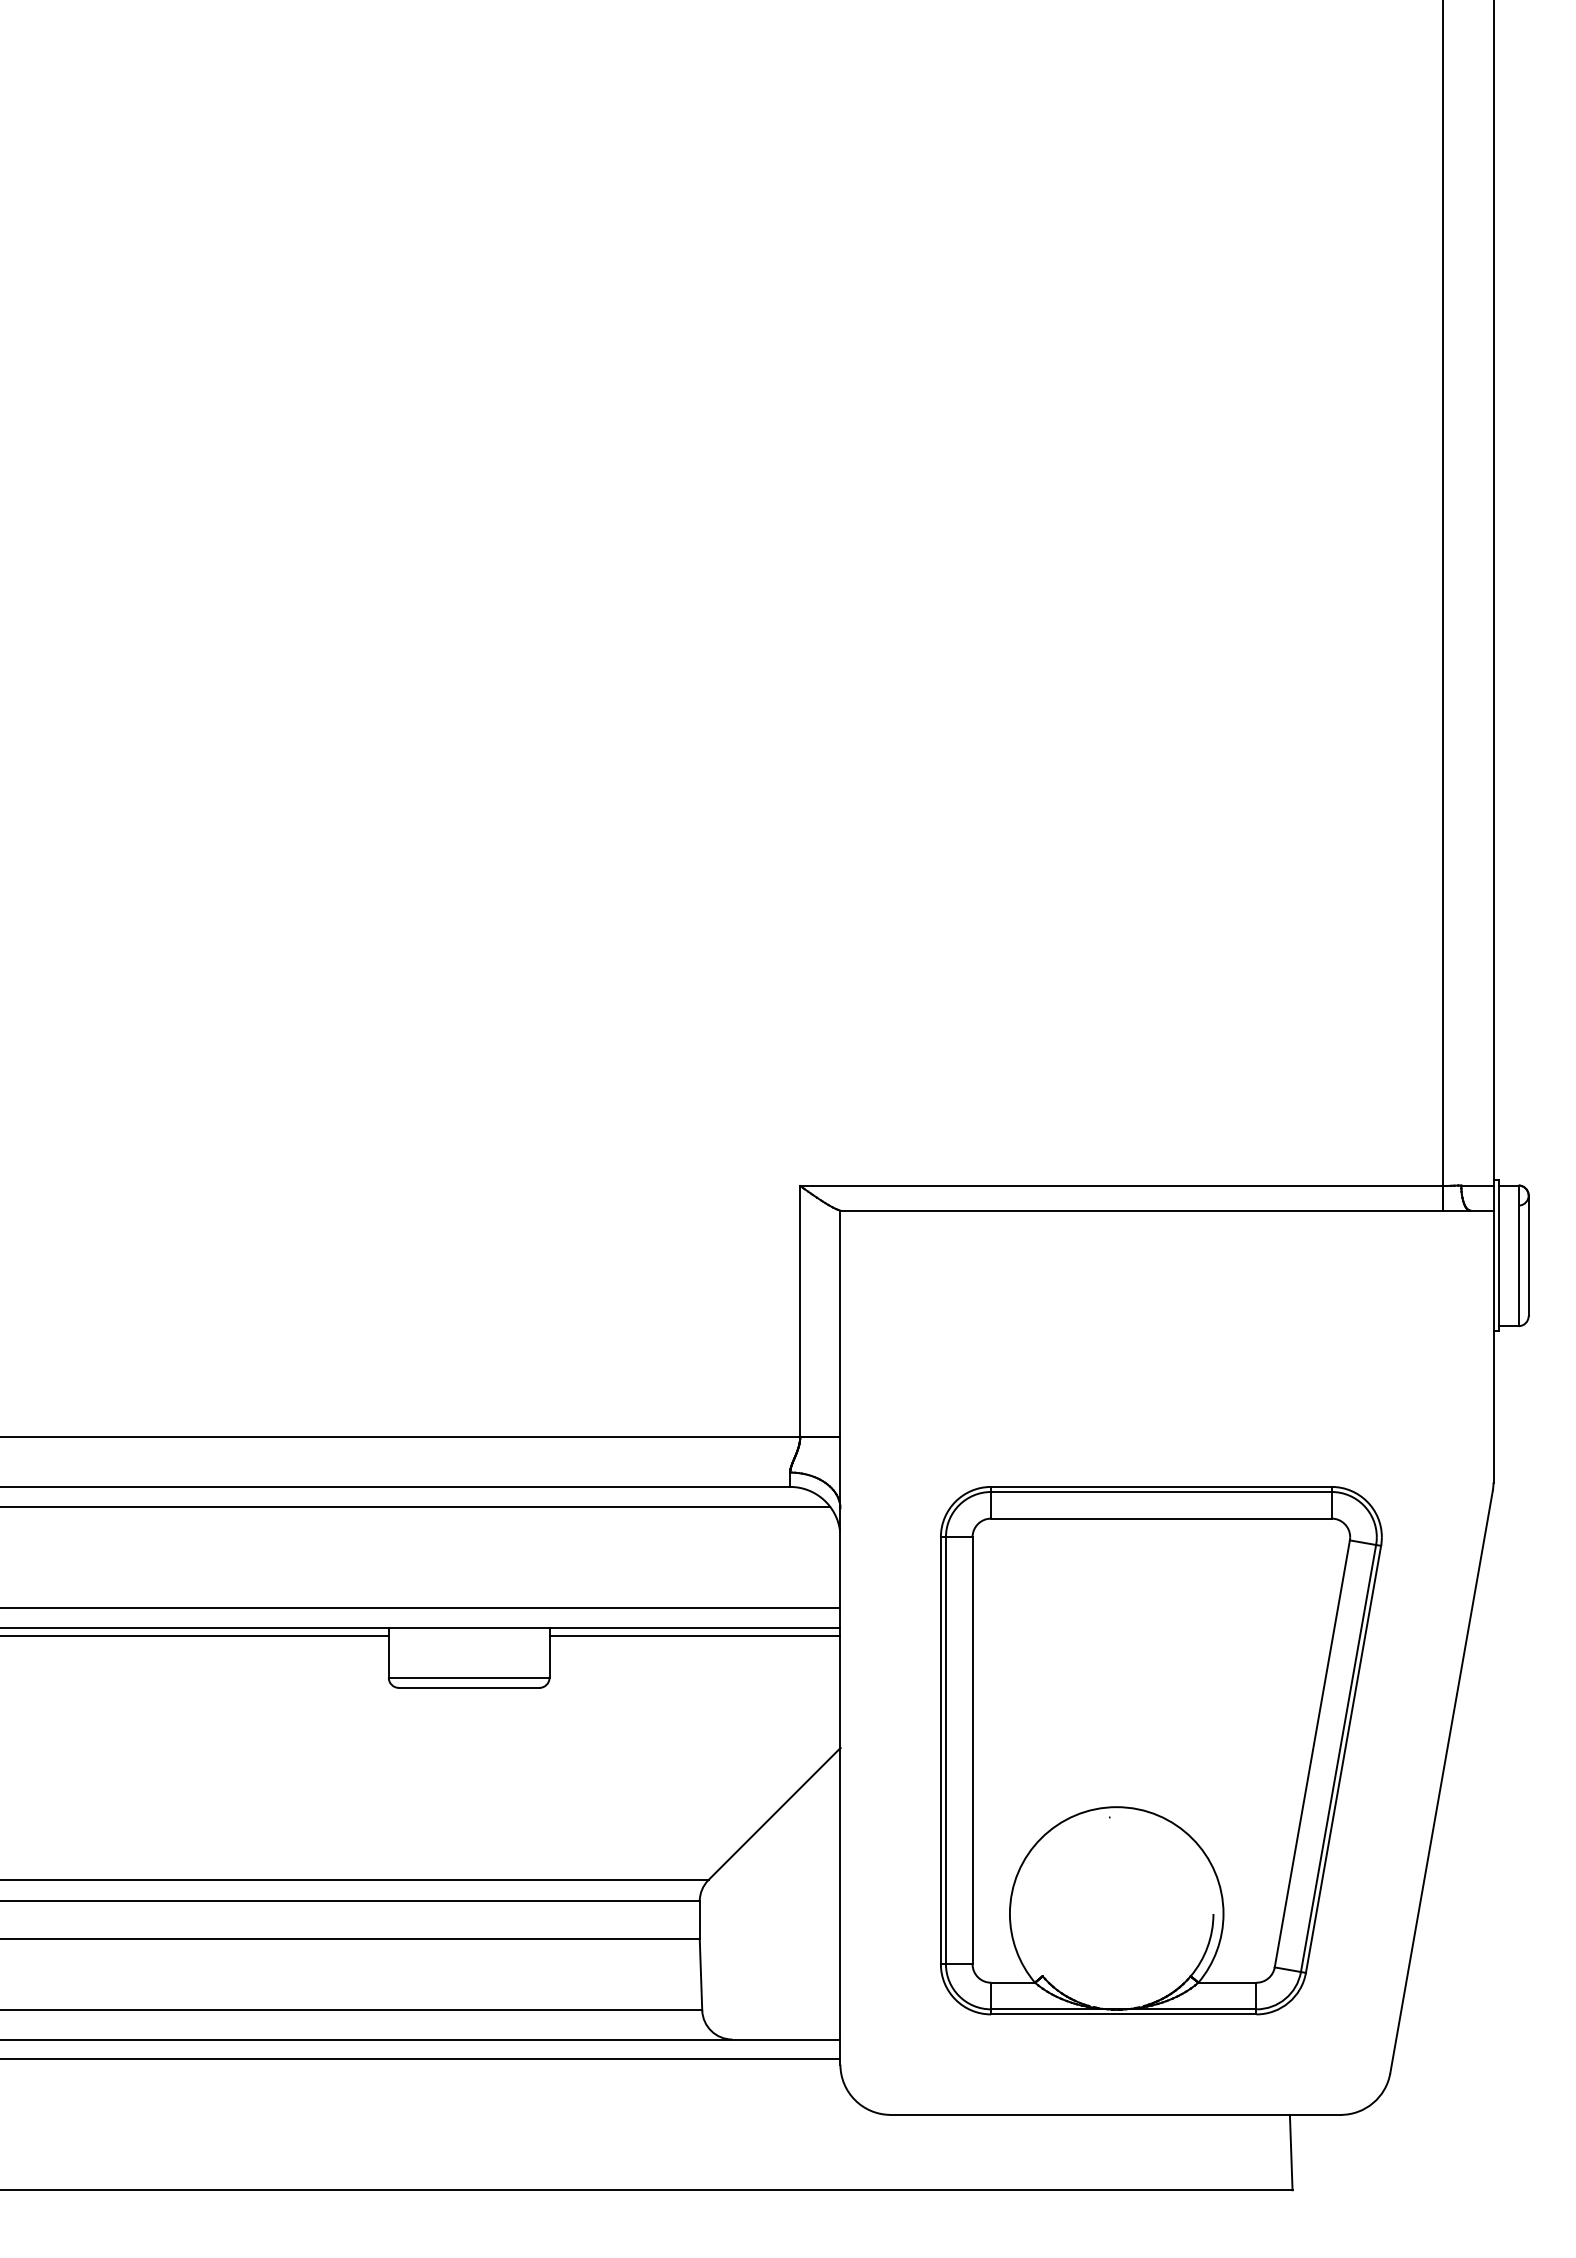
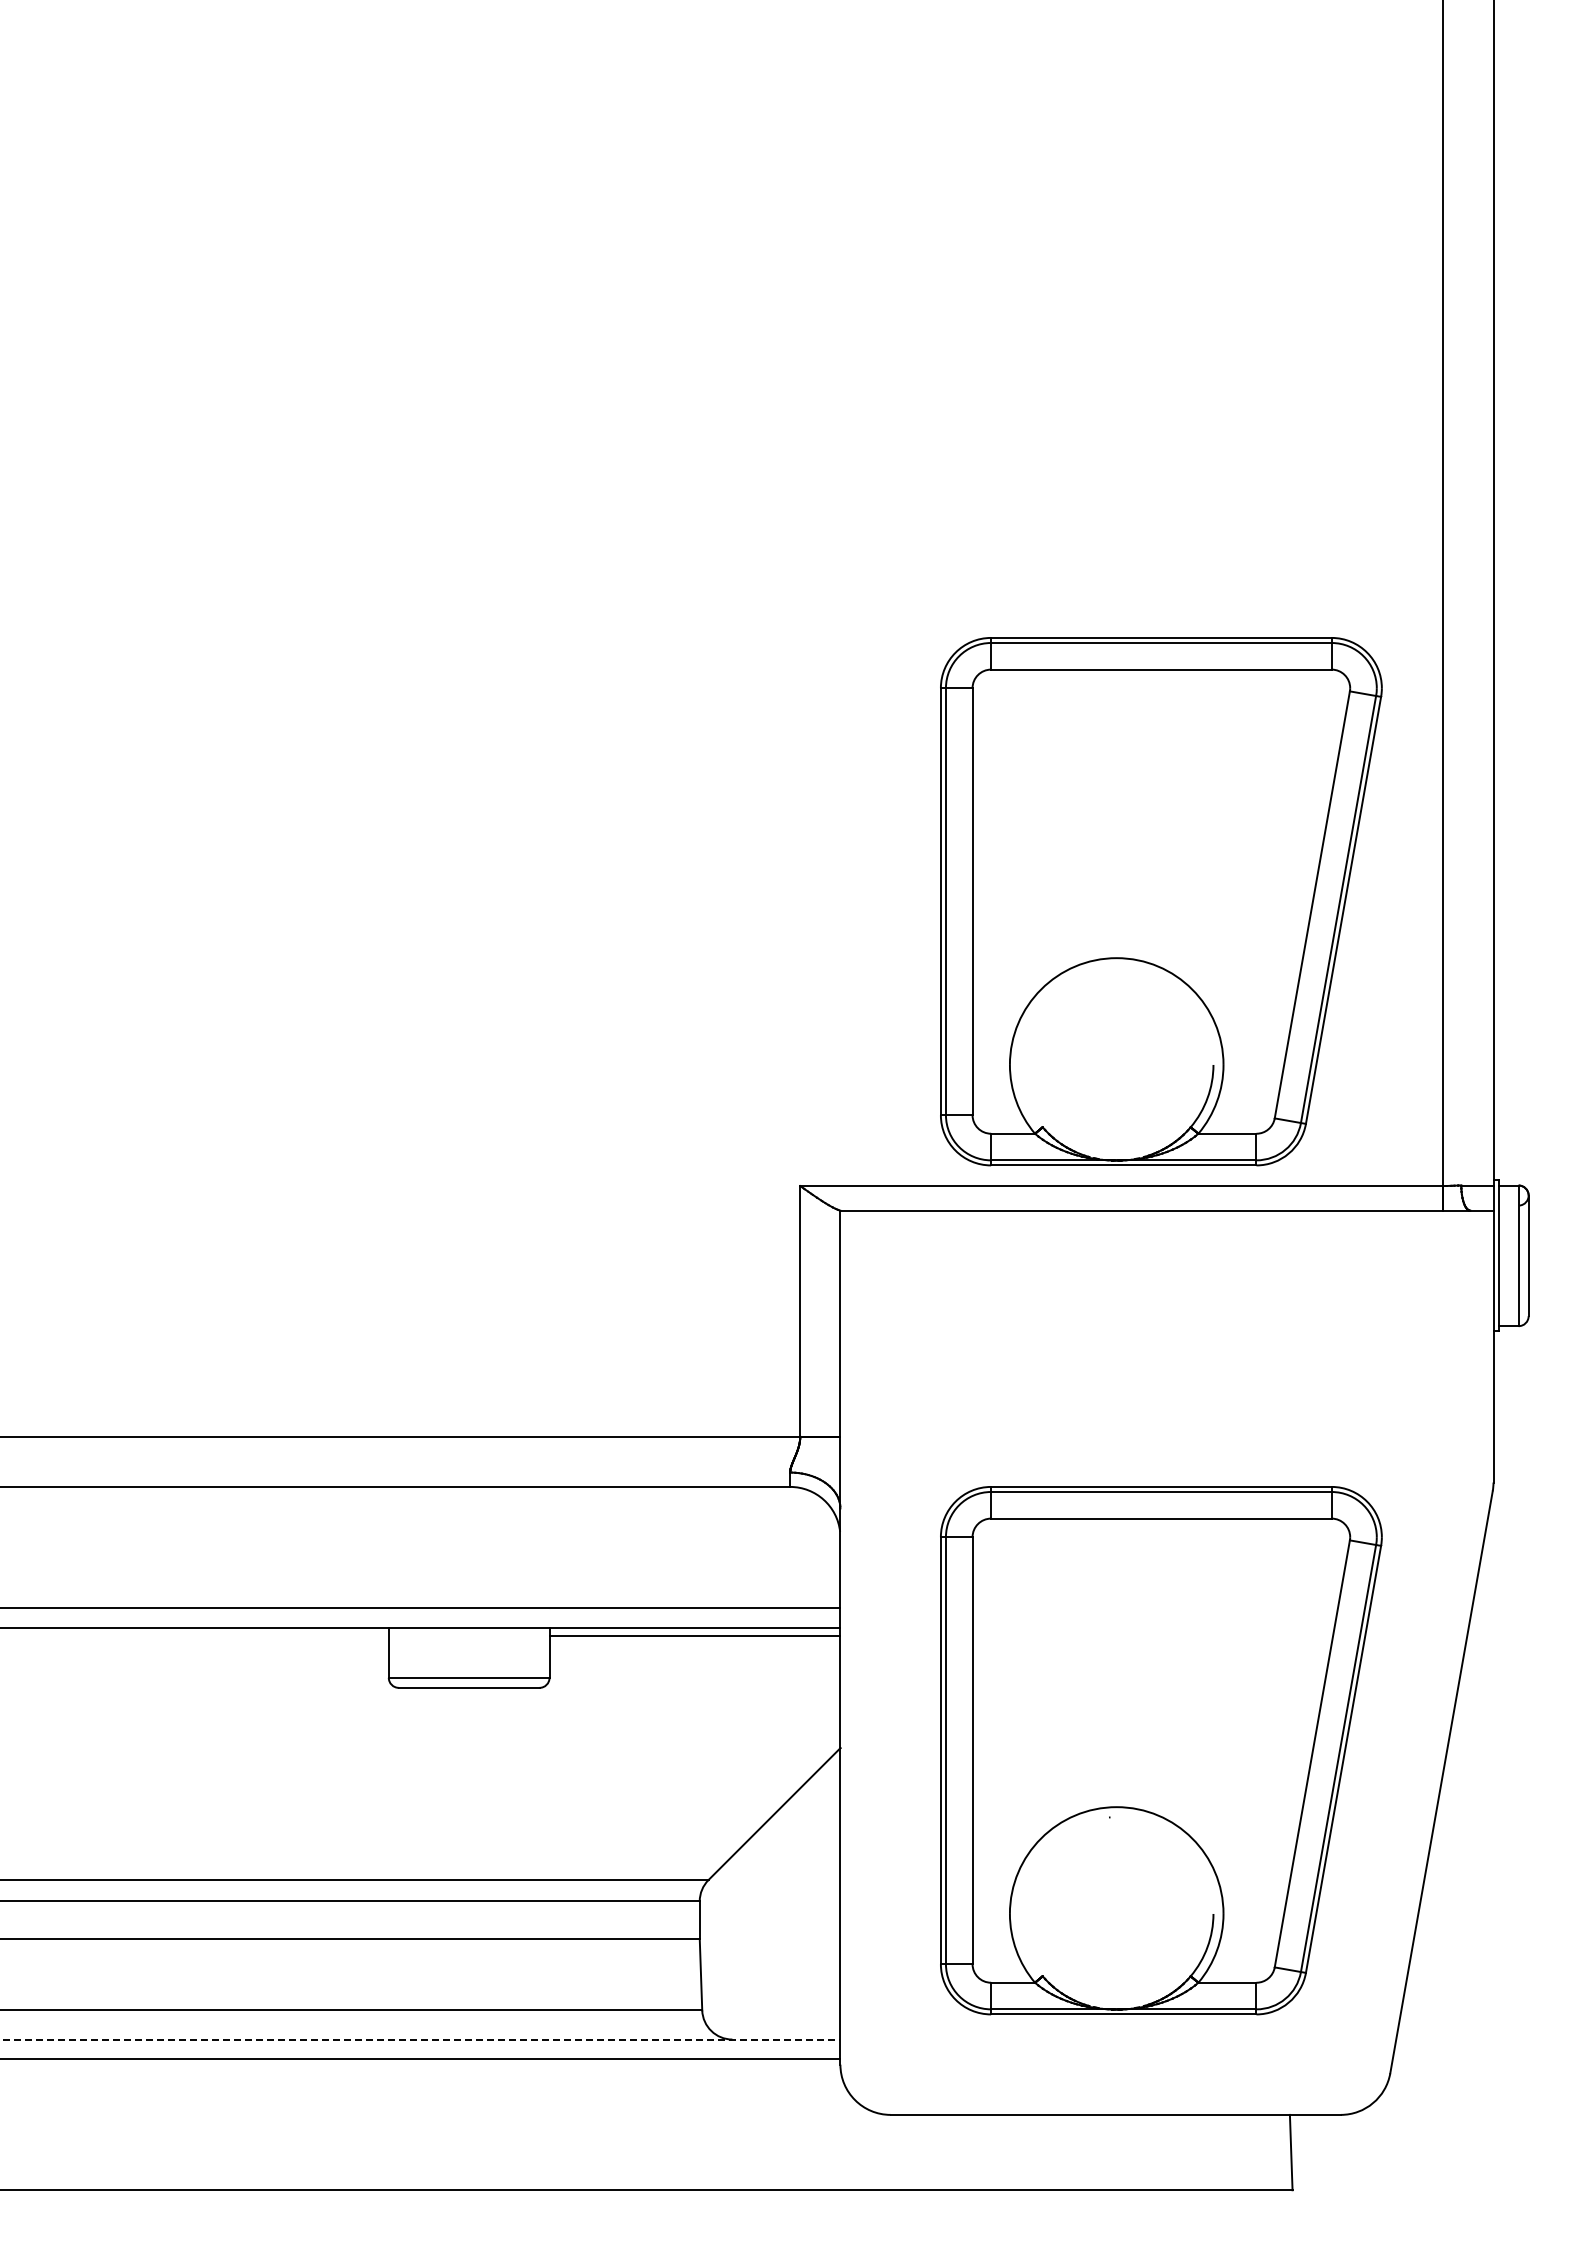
part: none -> present (1161, 901)
line: present -> none (416, 1507)
line: present -> none (195, 1636)
line: solid -> dashed (420, 2039)
